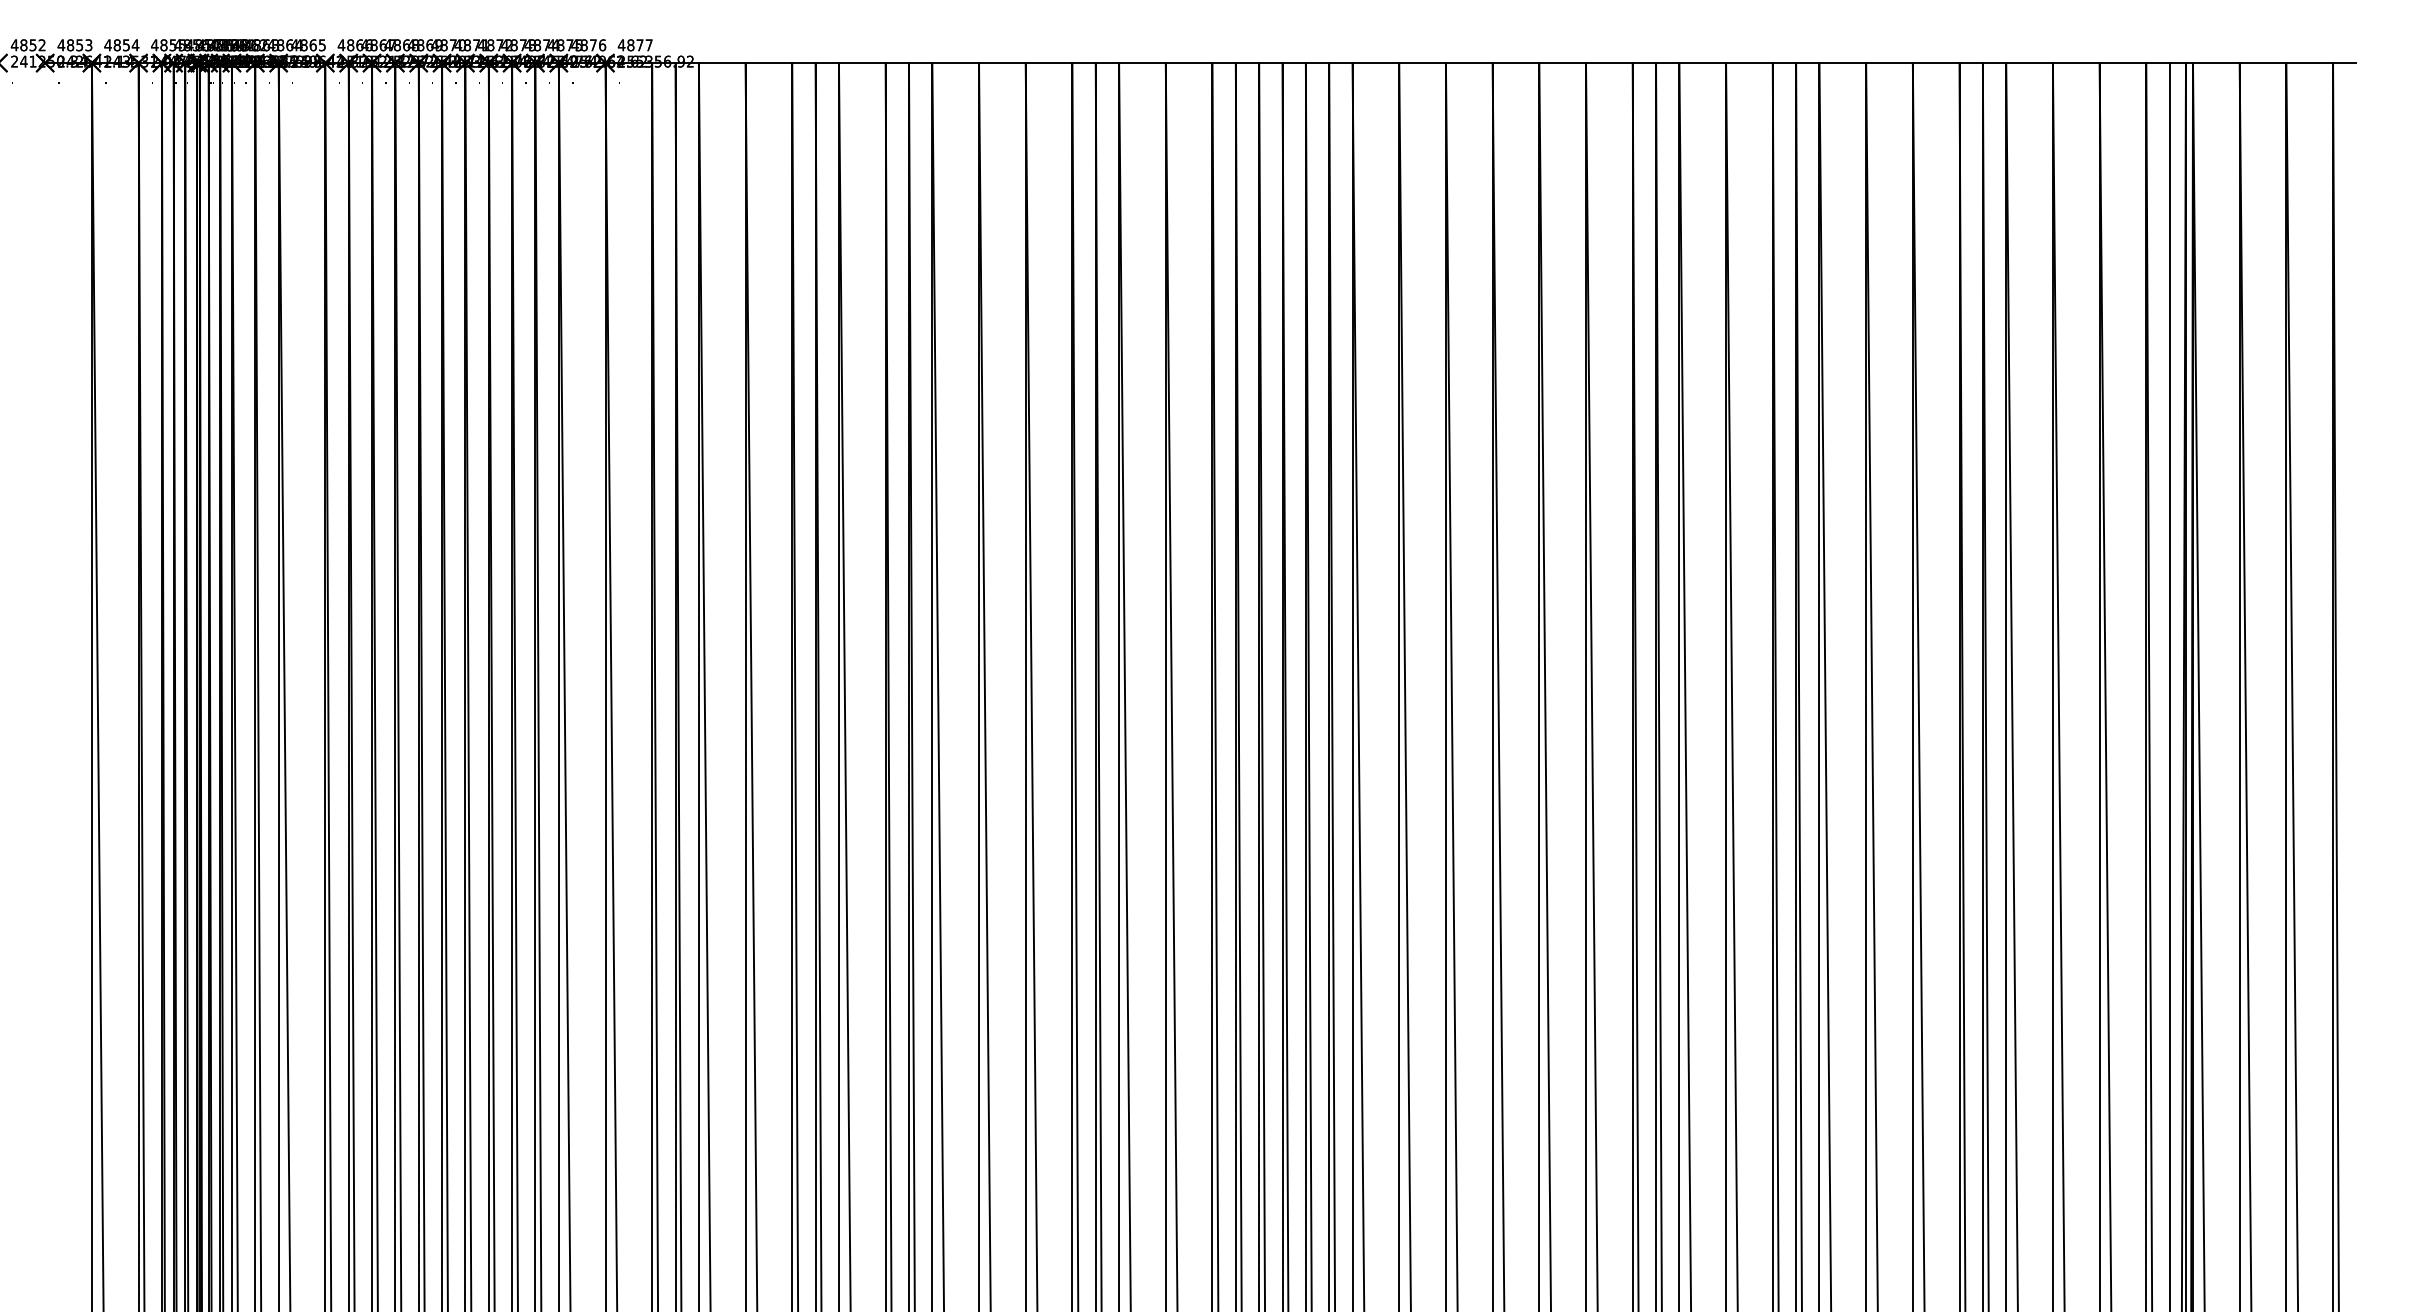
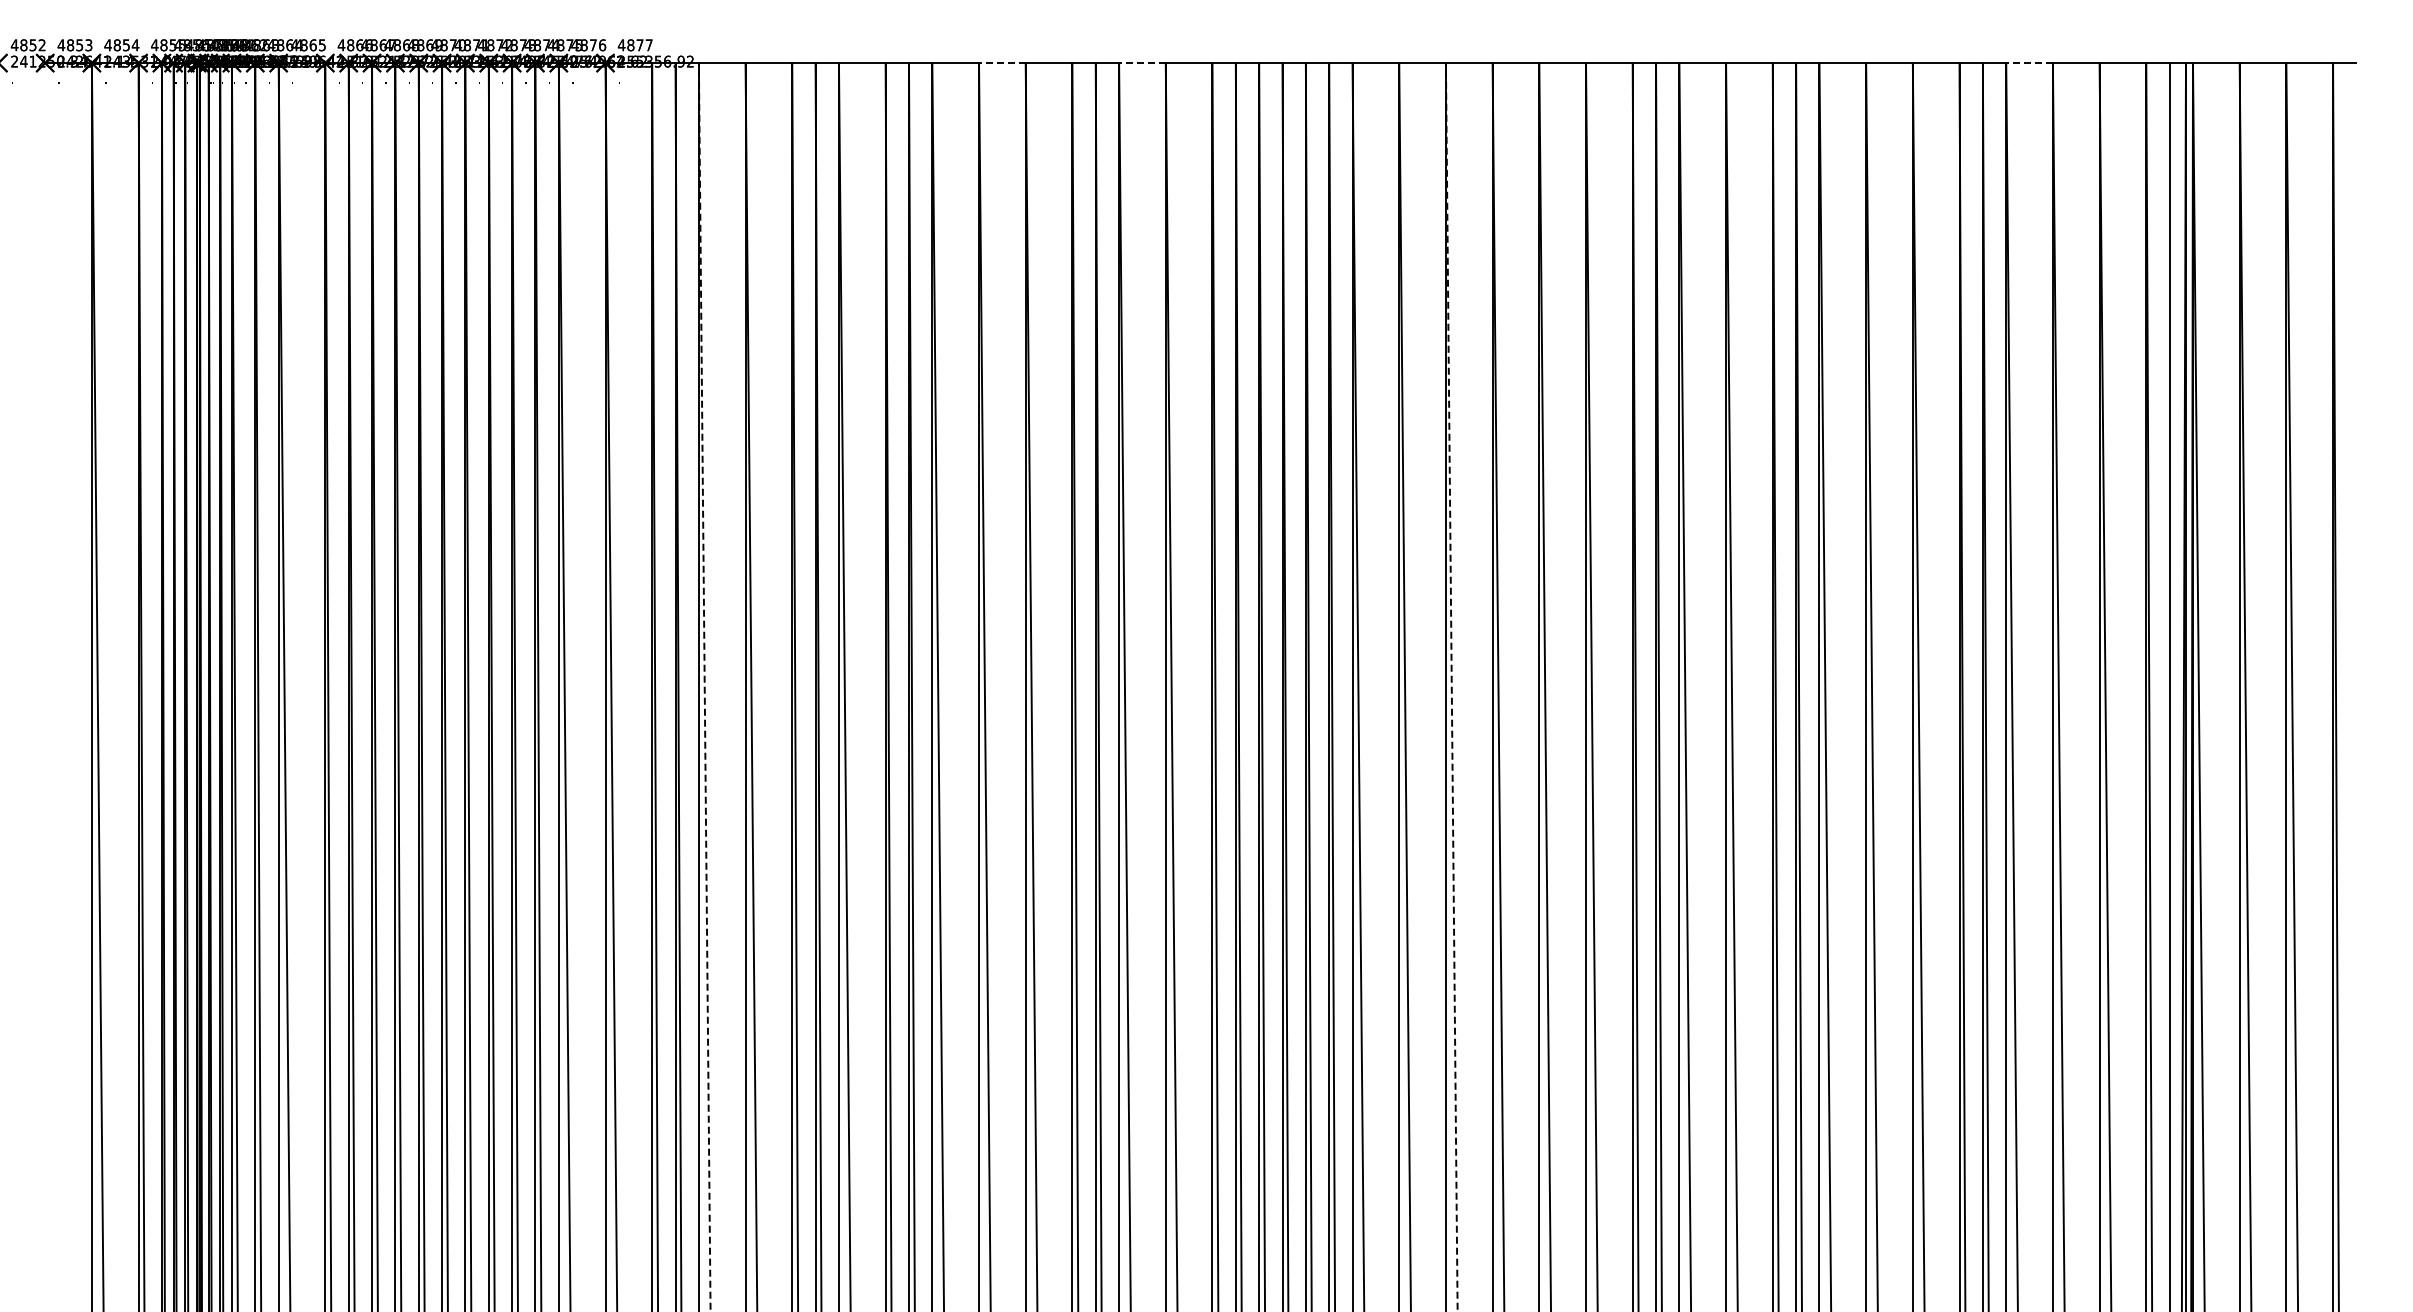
line: solid -> dashed (1001, 63)
line: solid -> dashed (1141, 63)
line: solid -> dashed (2029, 63)
line: solid -> dashed (704, 687)
line: solid -> dashed (1451, 687)
